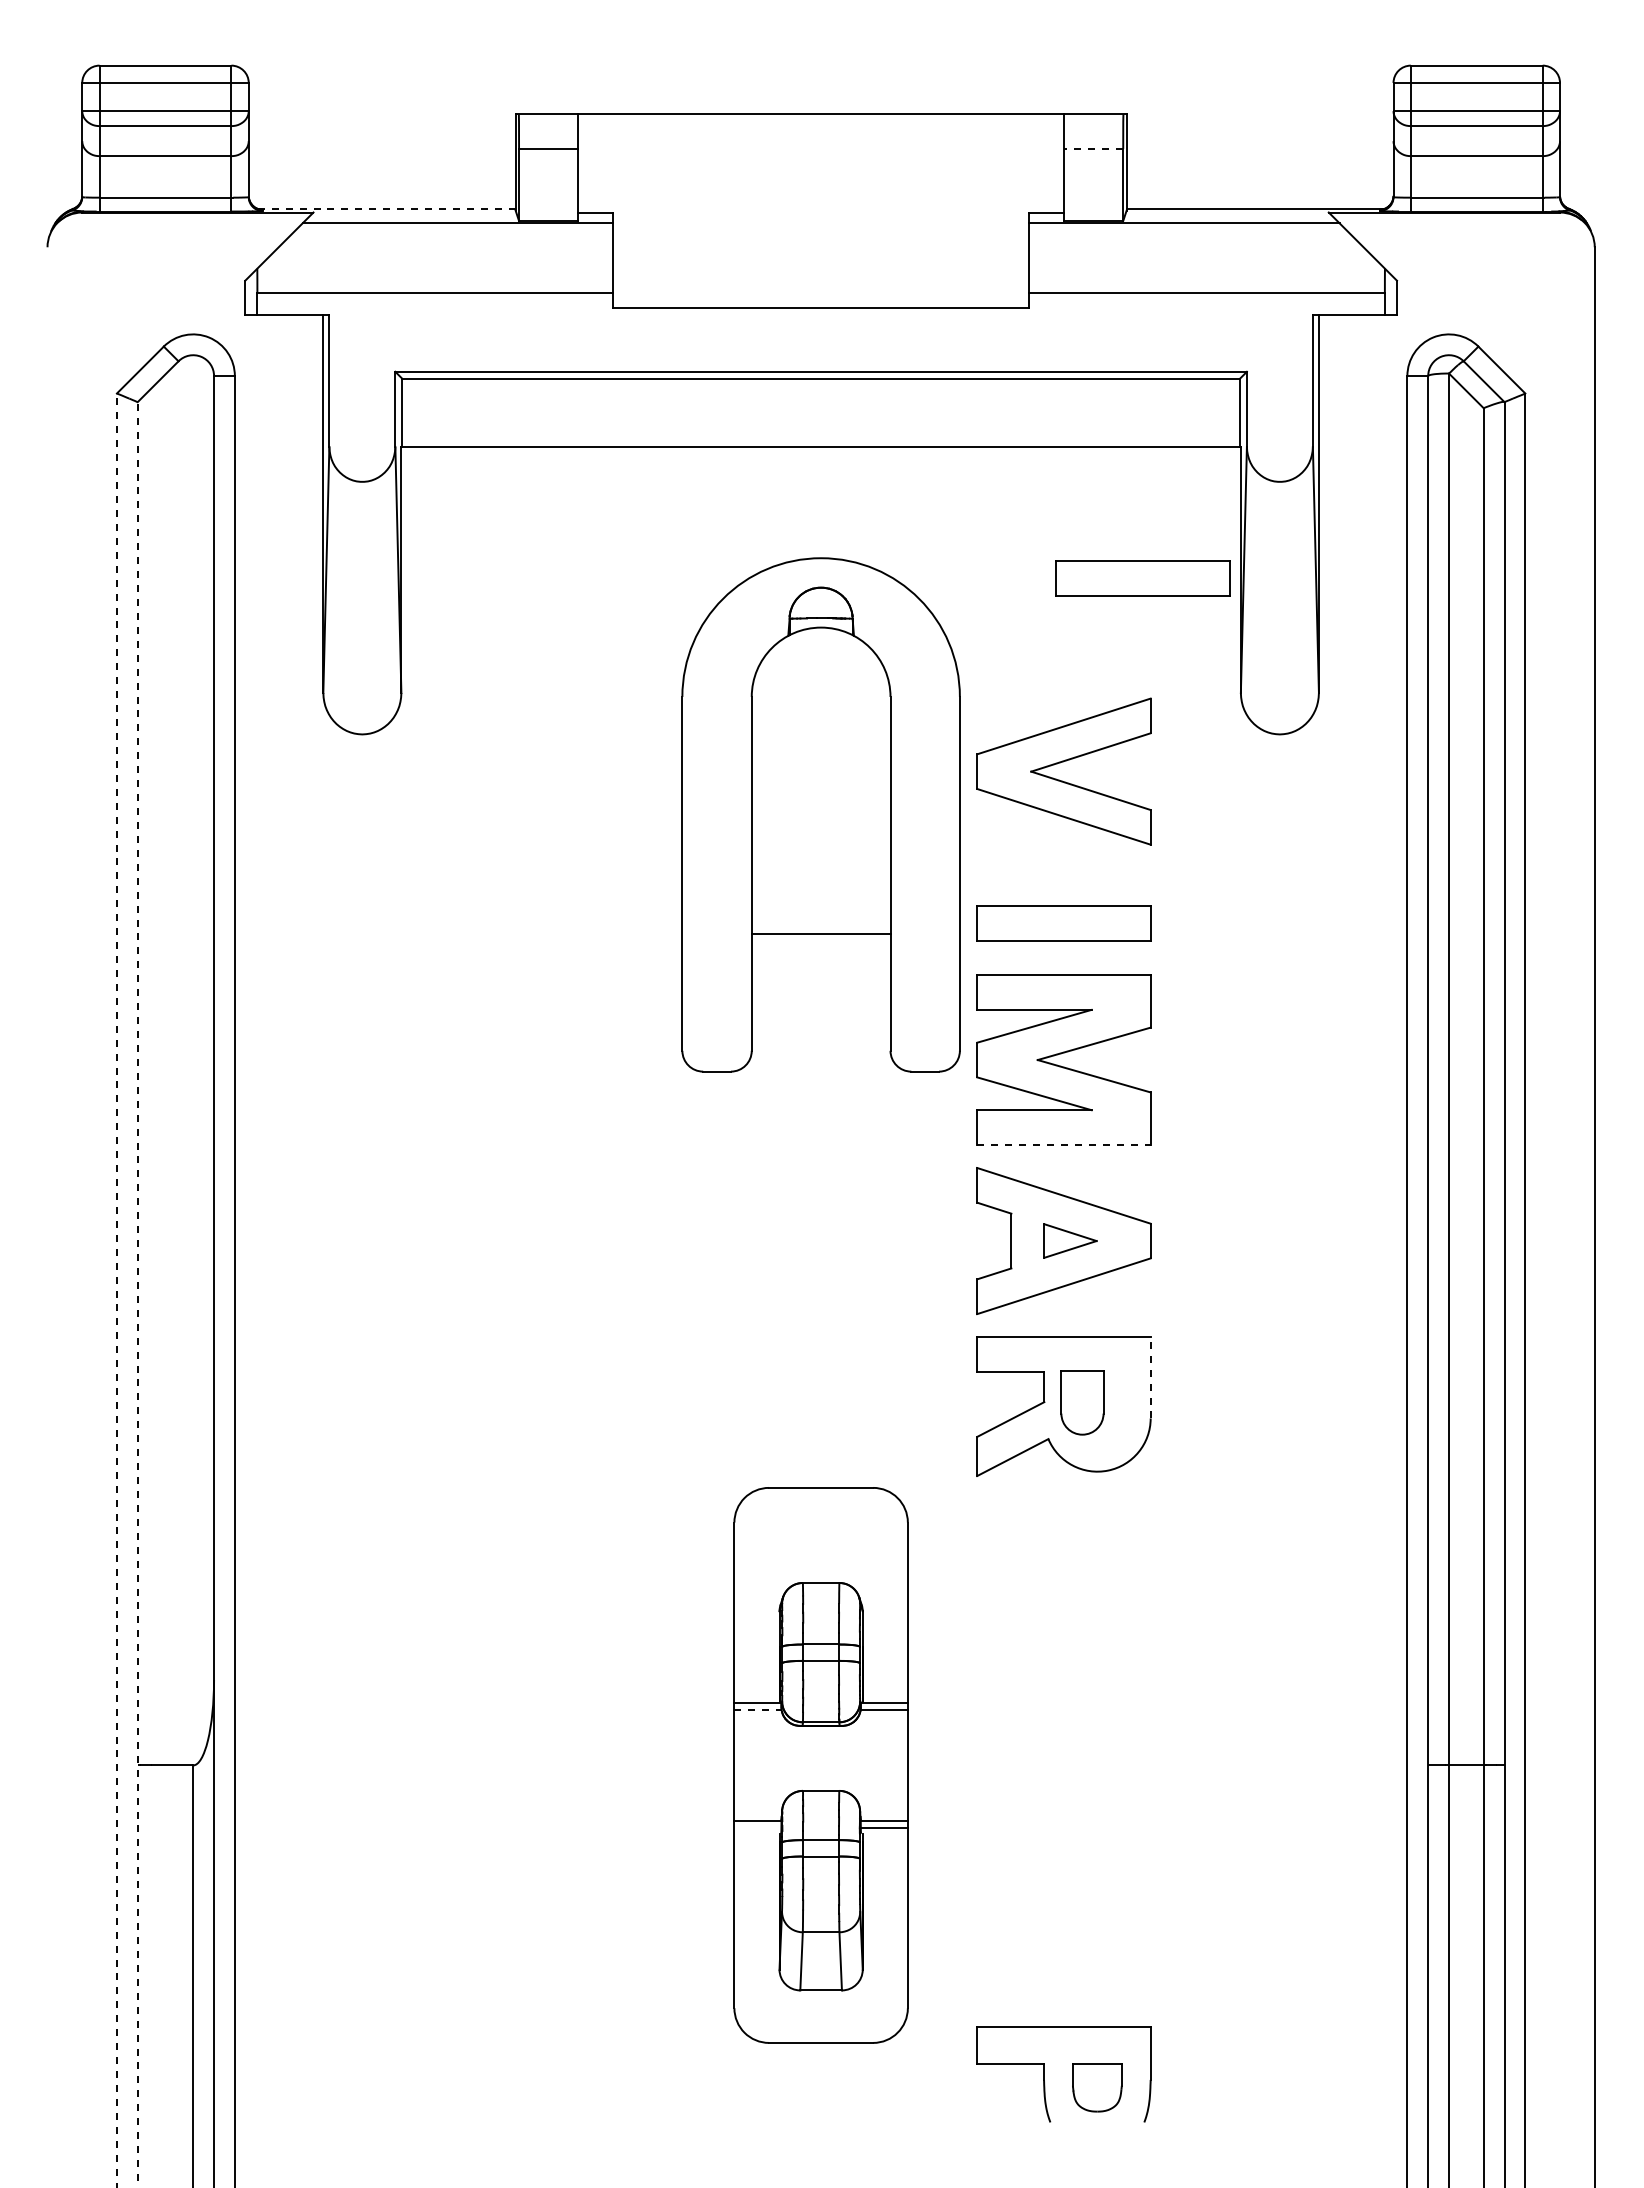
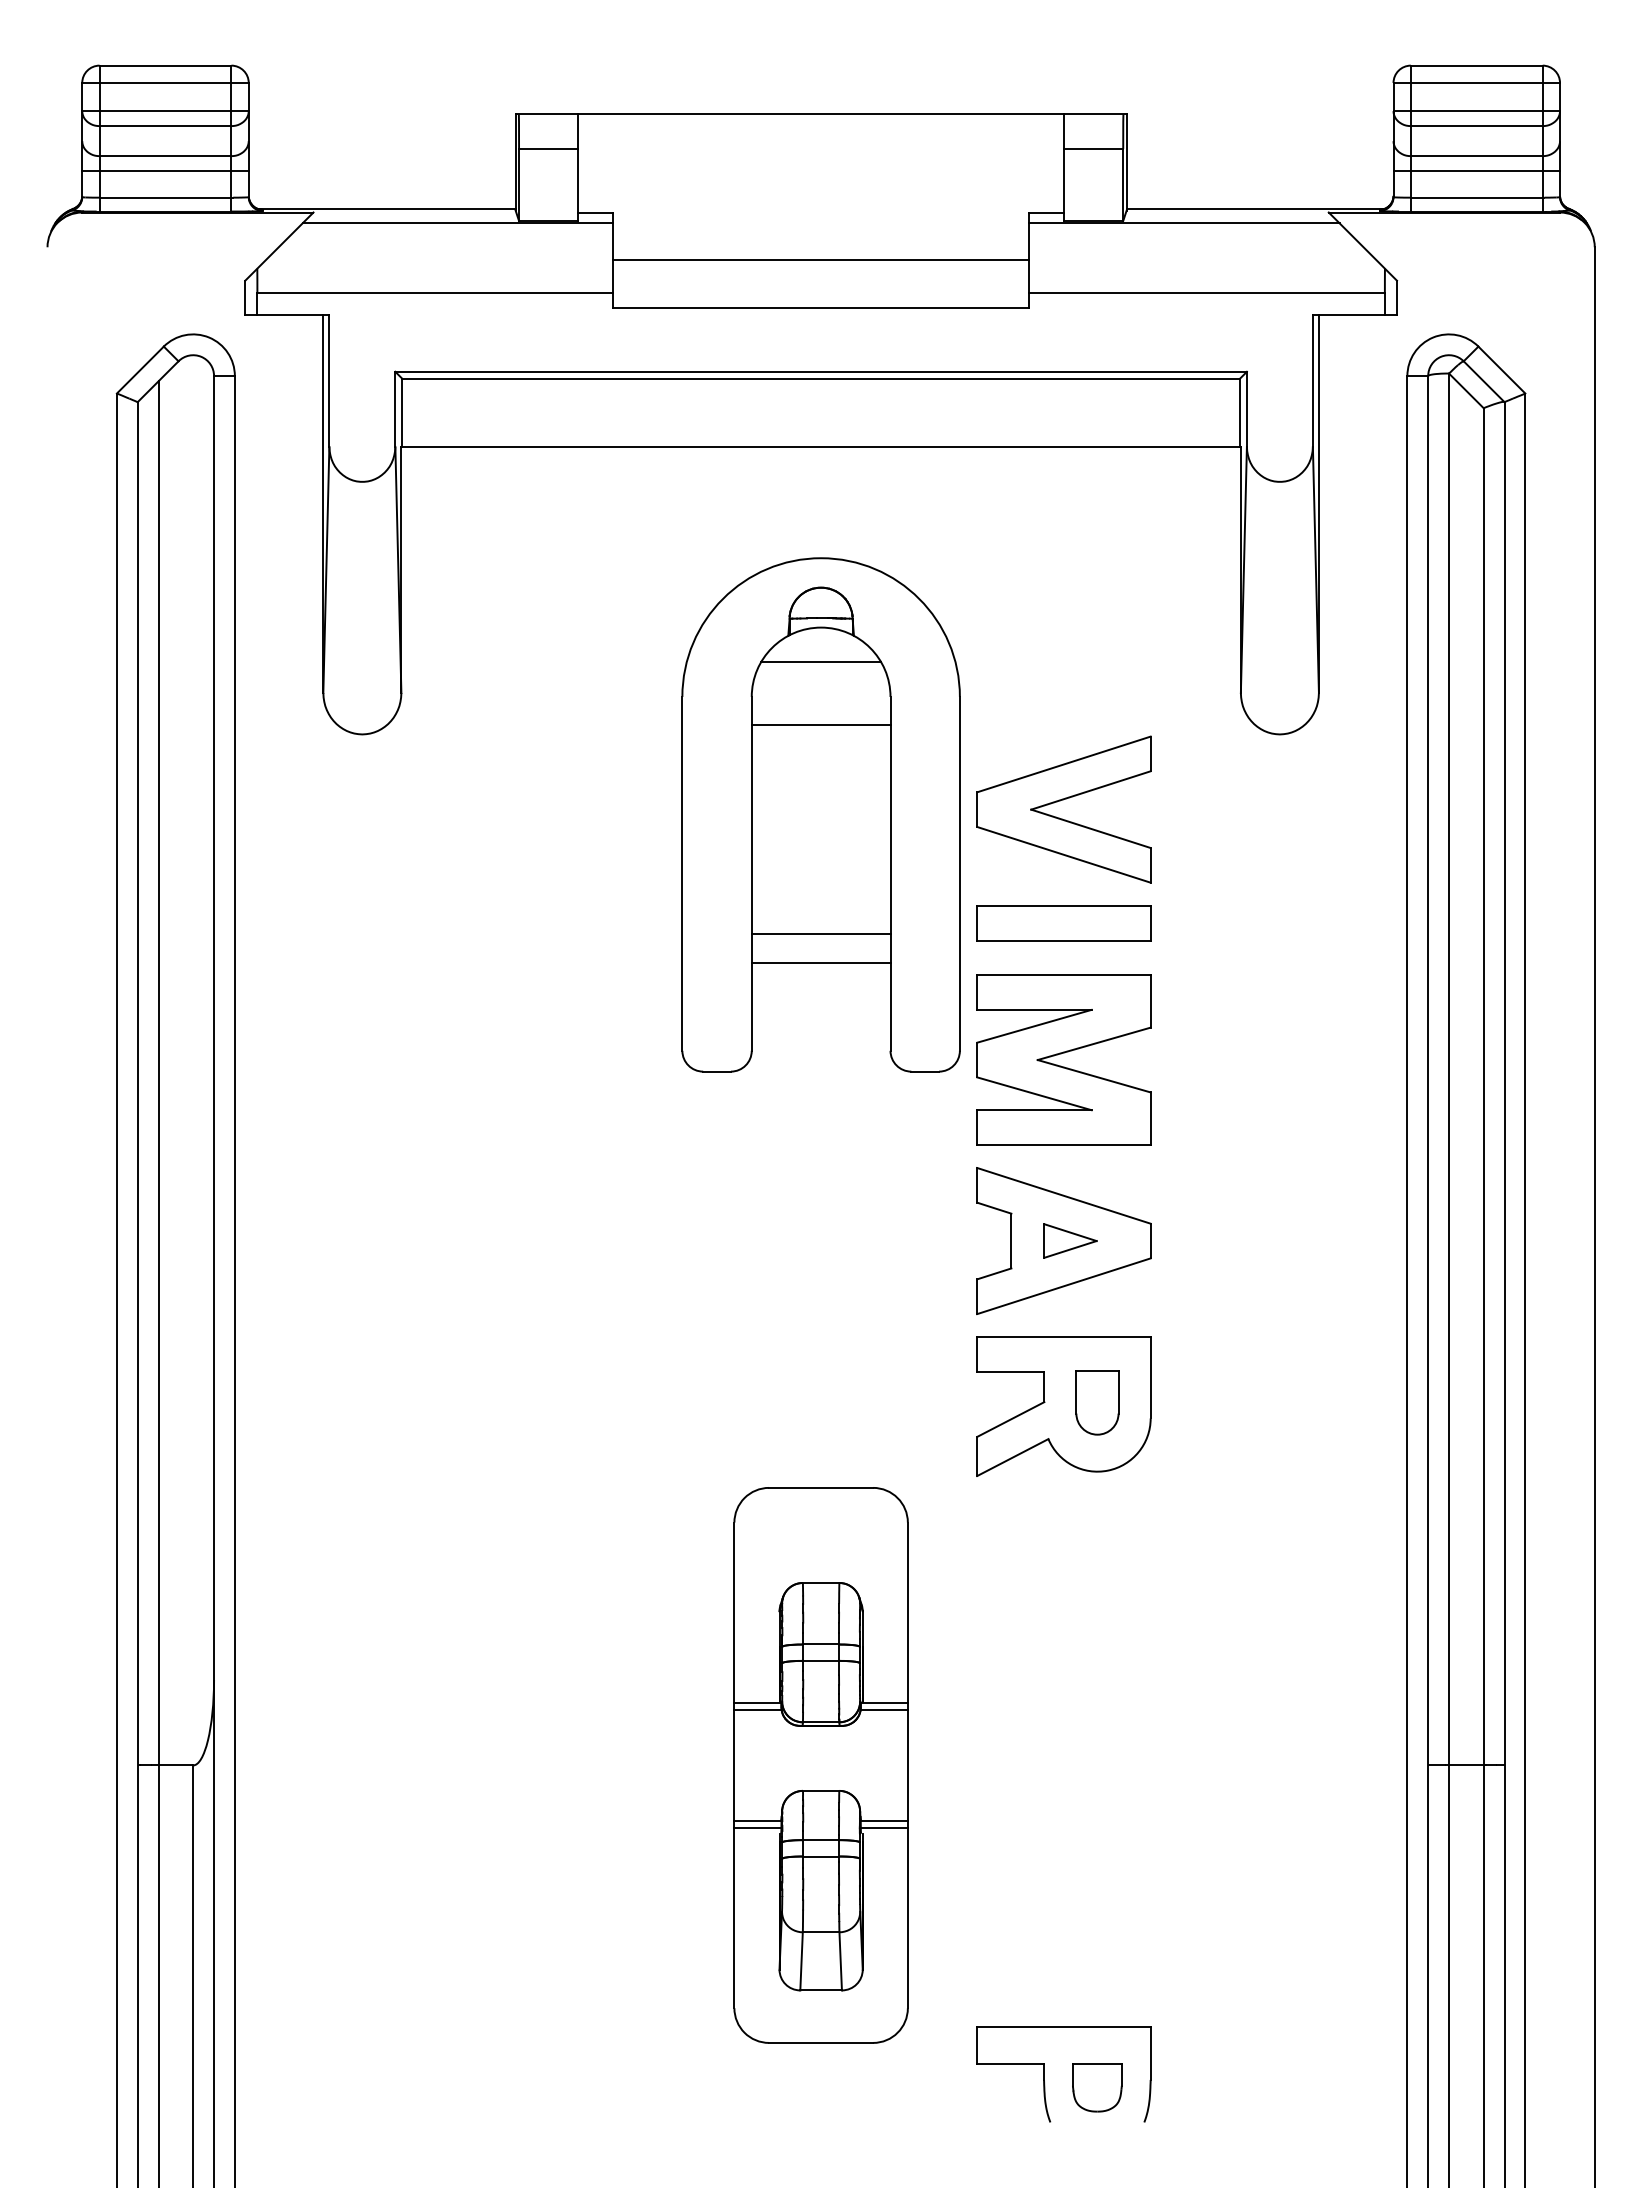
line: dashed -> solid (1093, 148)
line: none -> present (165, 171)
line: none -> present (1476, 171)
line: dashed -> solid (386, 208)
line: none -> present (821, 259)
part: present -> none (1142, 578)
line: none -> present (821, 662)
line: none -> present (820, 724)
part position: (1060, 763) -> (1060, 801) (1060, 801)
line: none -> present (820, 963)
line: dashed -> solid (1063, 1144)
line: none -> present (158, 1282)
line: dashed -> solid (116, 1290)
line: dashed -> solid (137, 1294)
line: dashed -> solid (1150, 1377)
part position: (1082, 1402) -> (1097, 1402) (1097, 1402)
line: dashed -> solid (758, 1709)
line: none -> present (757, 1827)
